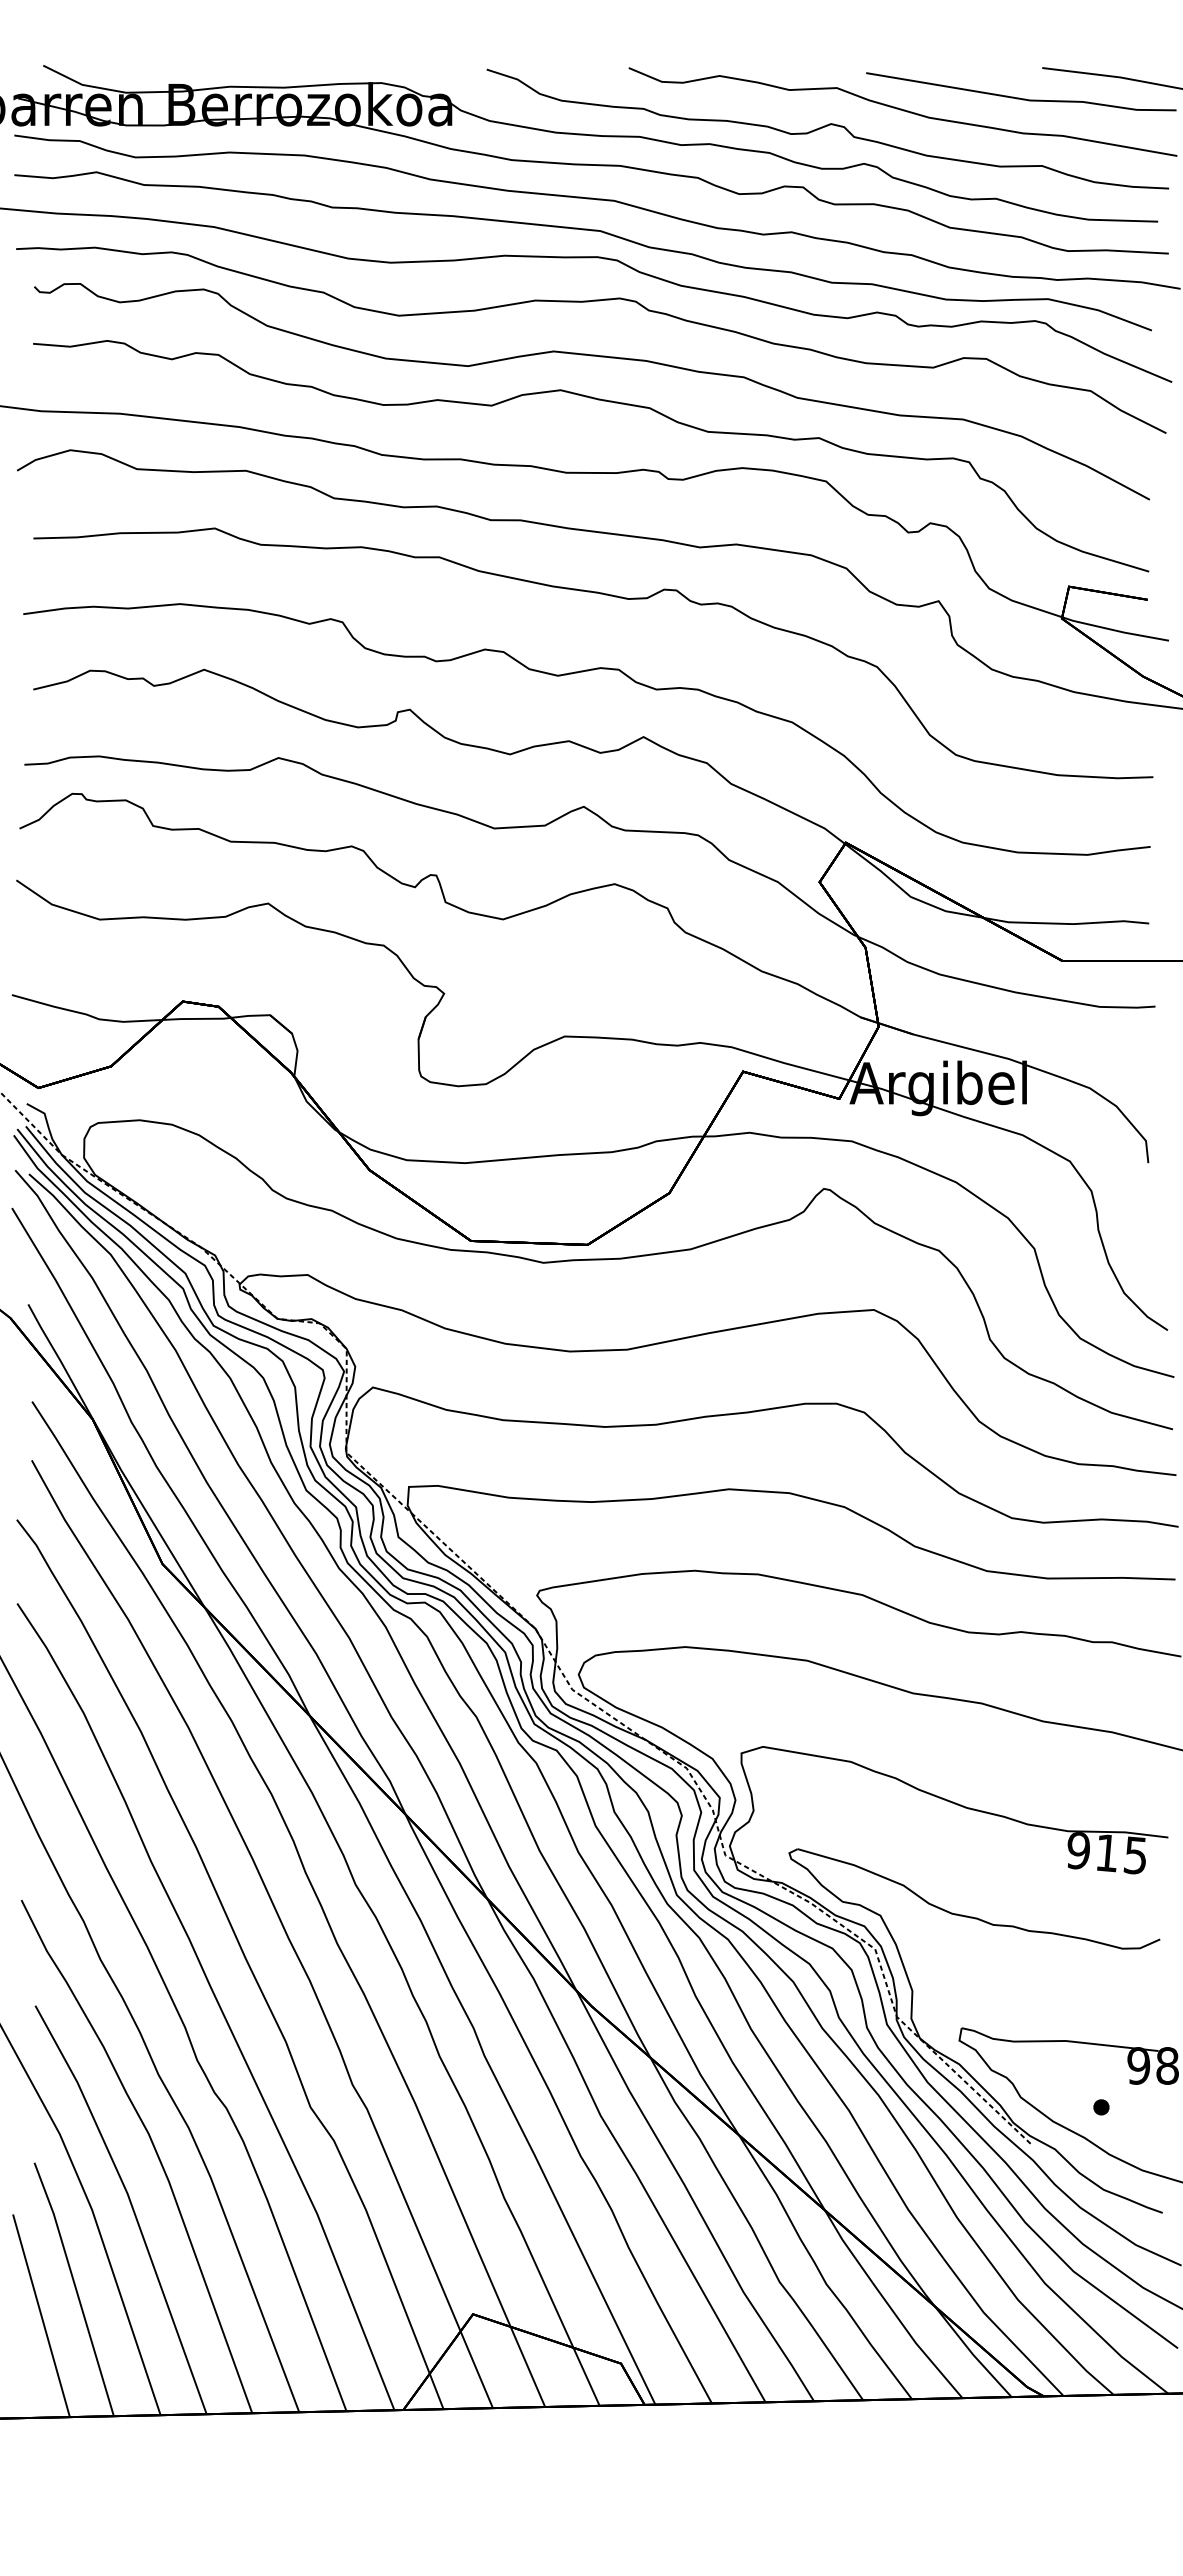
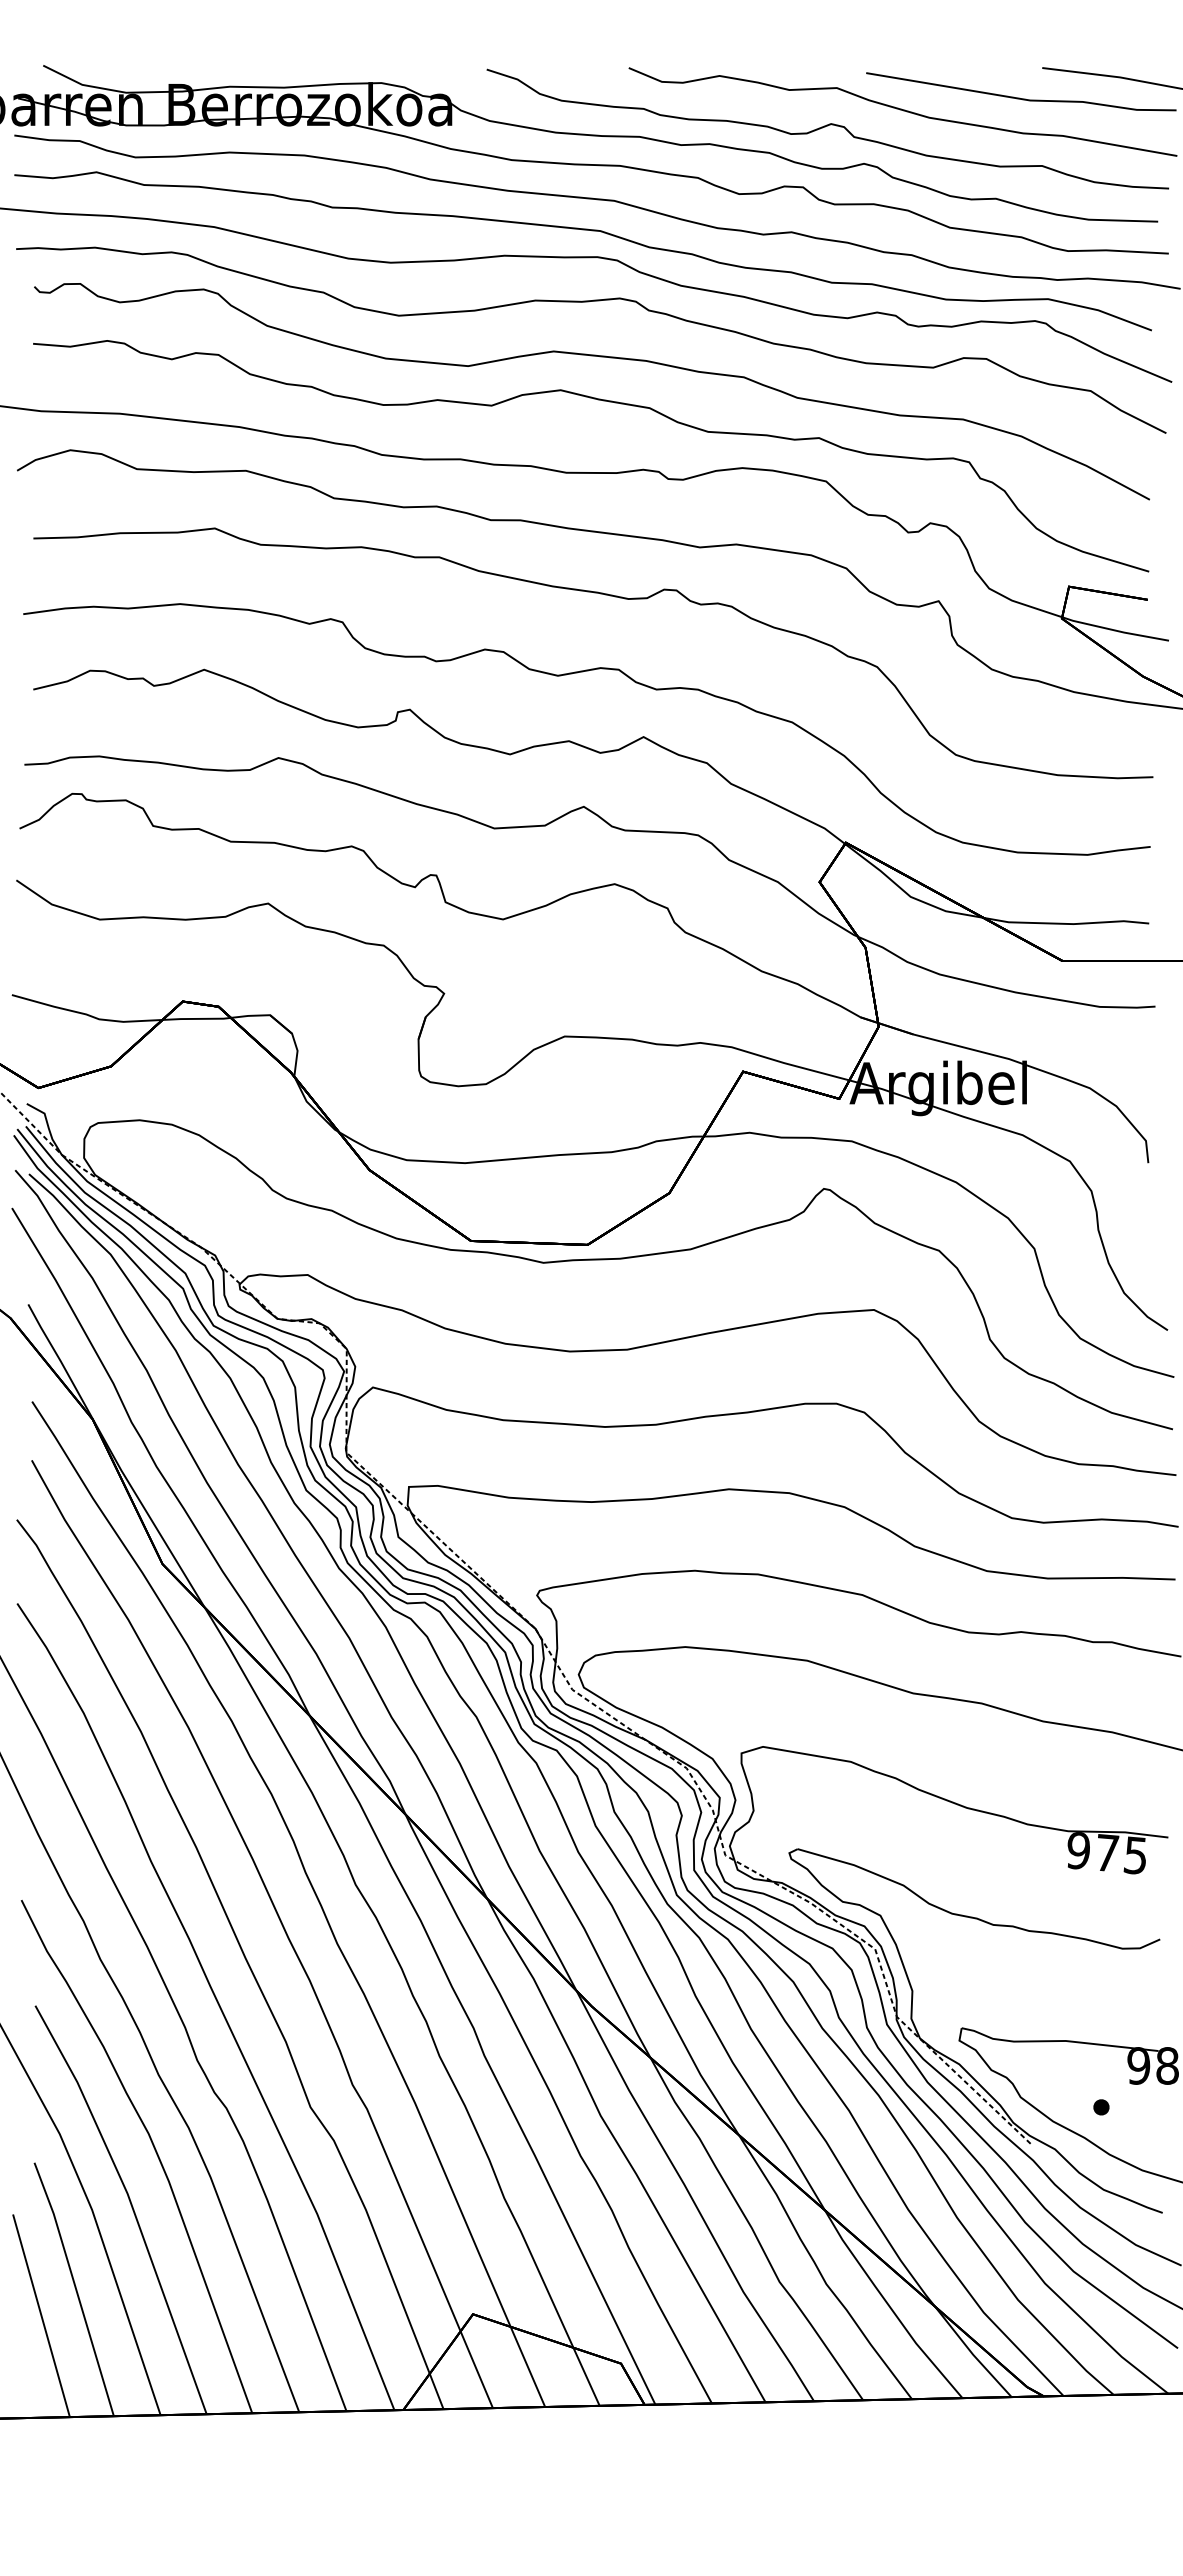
text: 915 -> 975 (1108, 1853)
